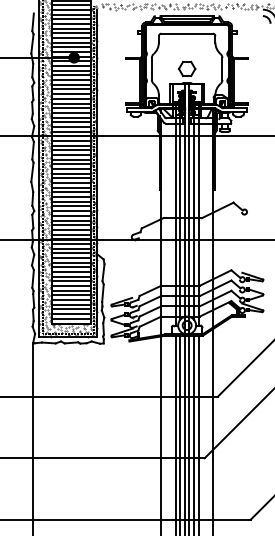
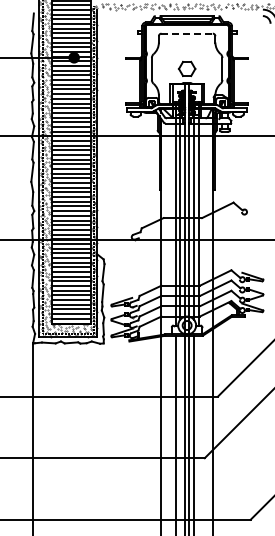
line: solid -> dashed (187, 33)
line: present -> none (180, 433)
line: present -> none (198, 433)
